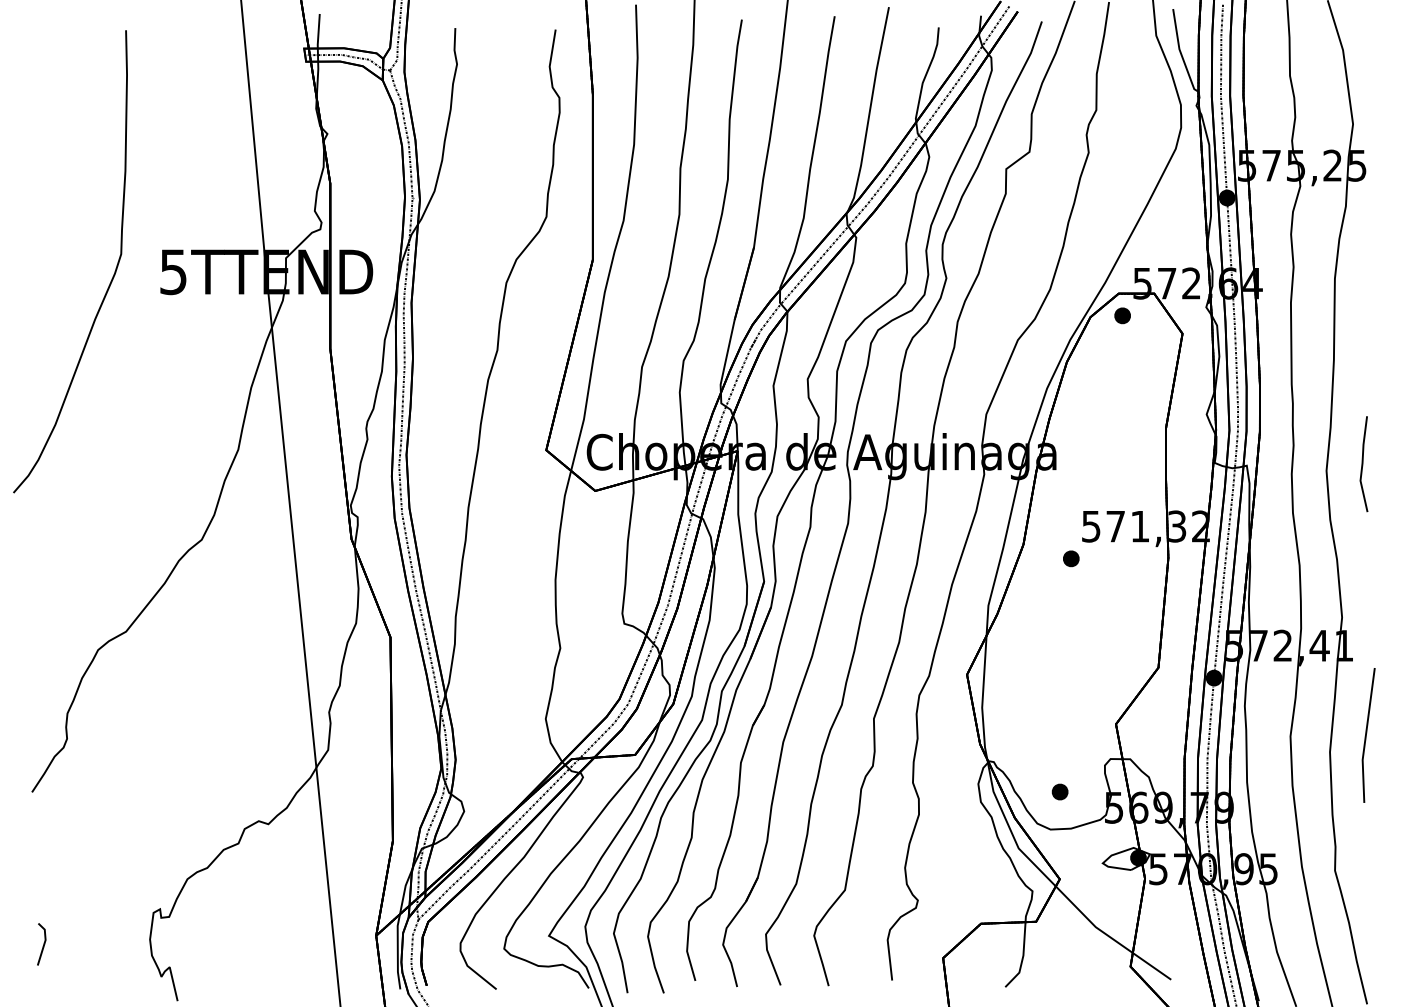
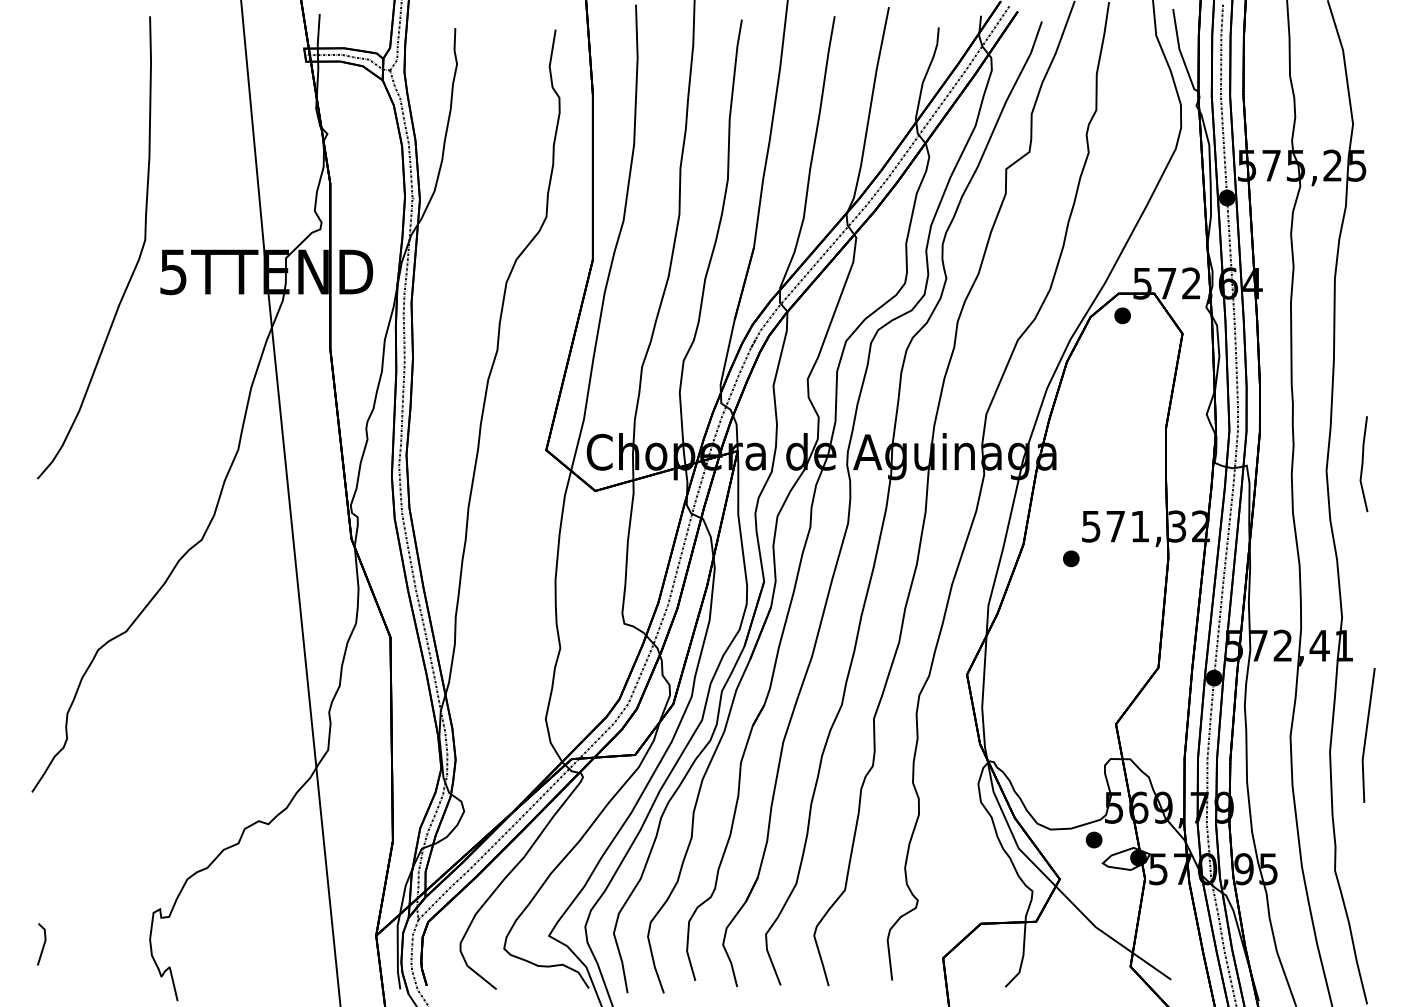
curve position: (111, 278) -> (135, 264) (135, 264)
part position: (1059, 791) -> (1093, 839) (1093, 839)
